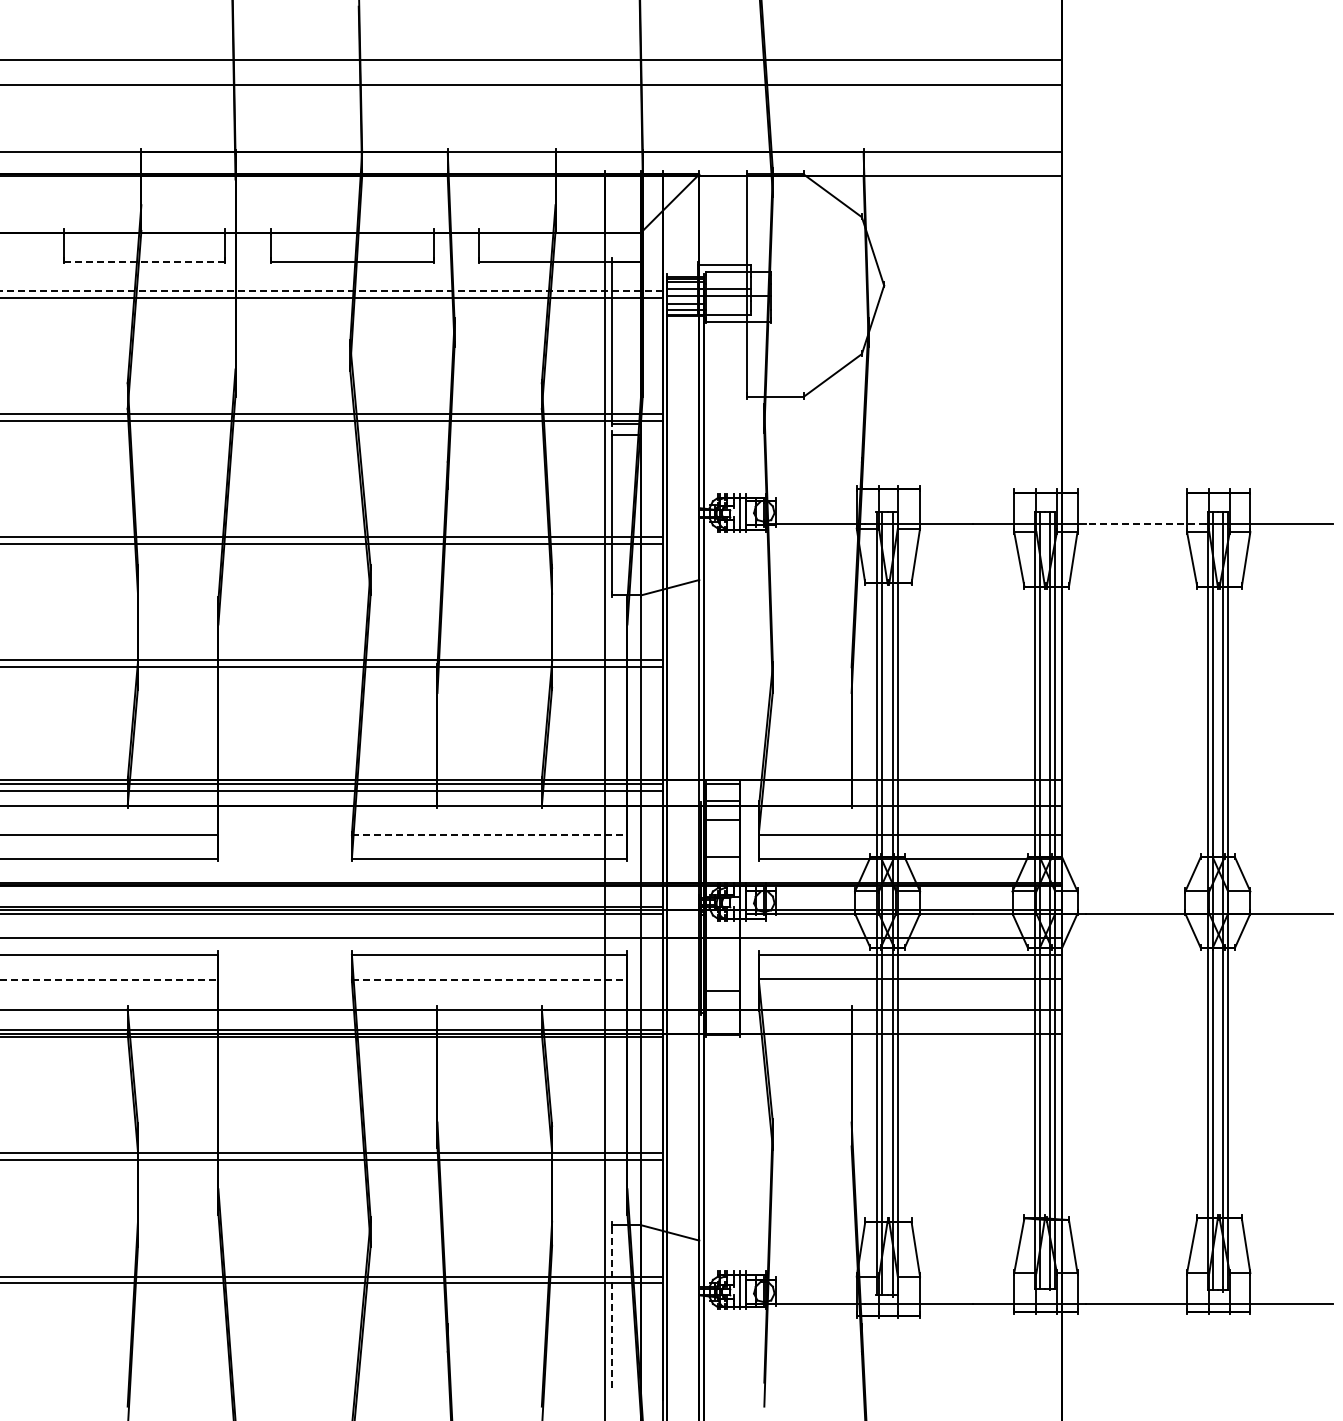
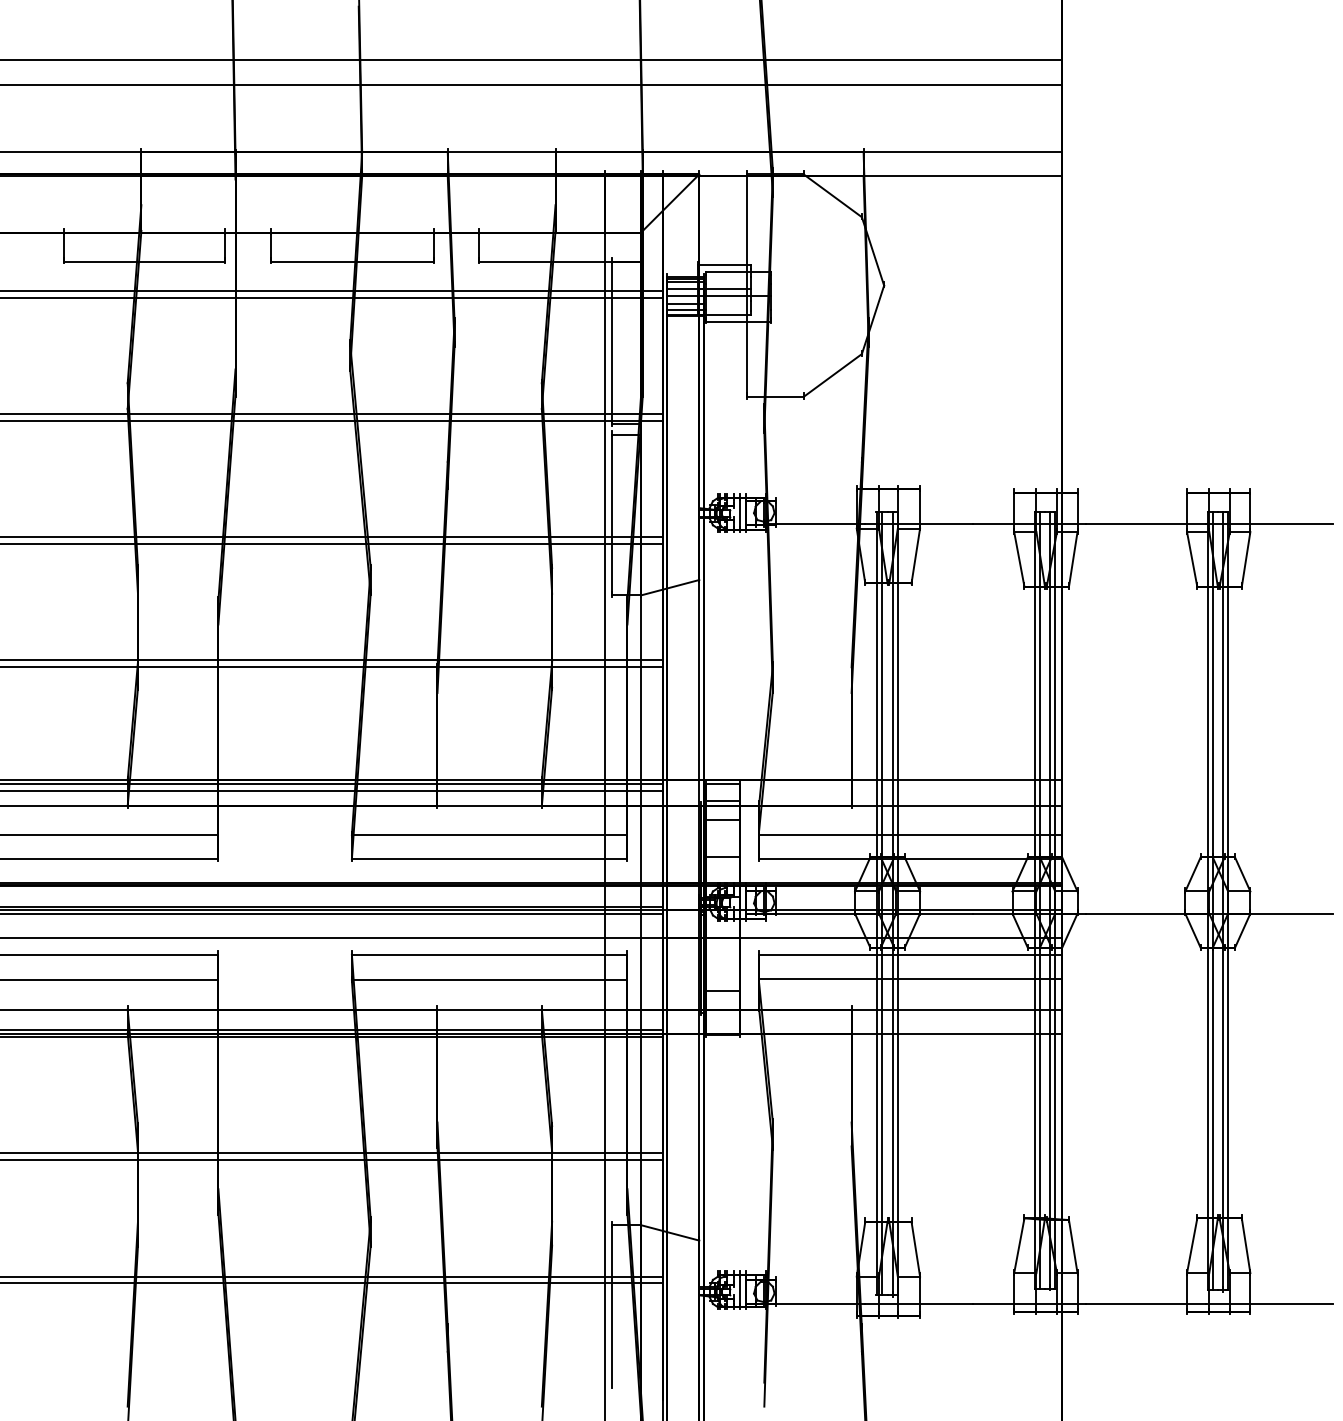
line: dashed -> solid (145, 261)
line: dashed -> solid (331, 290)
line: dashed -> solid (1145, 523)
line: dashed -> solid (489, 835)
line: dashed -> solid (109, 980)
line: dashed -> solid (489, 980)
line: dashed -> solid (612, 1305)
